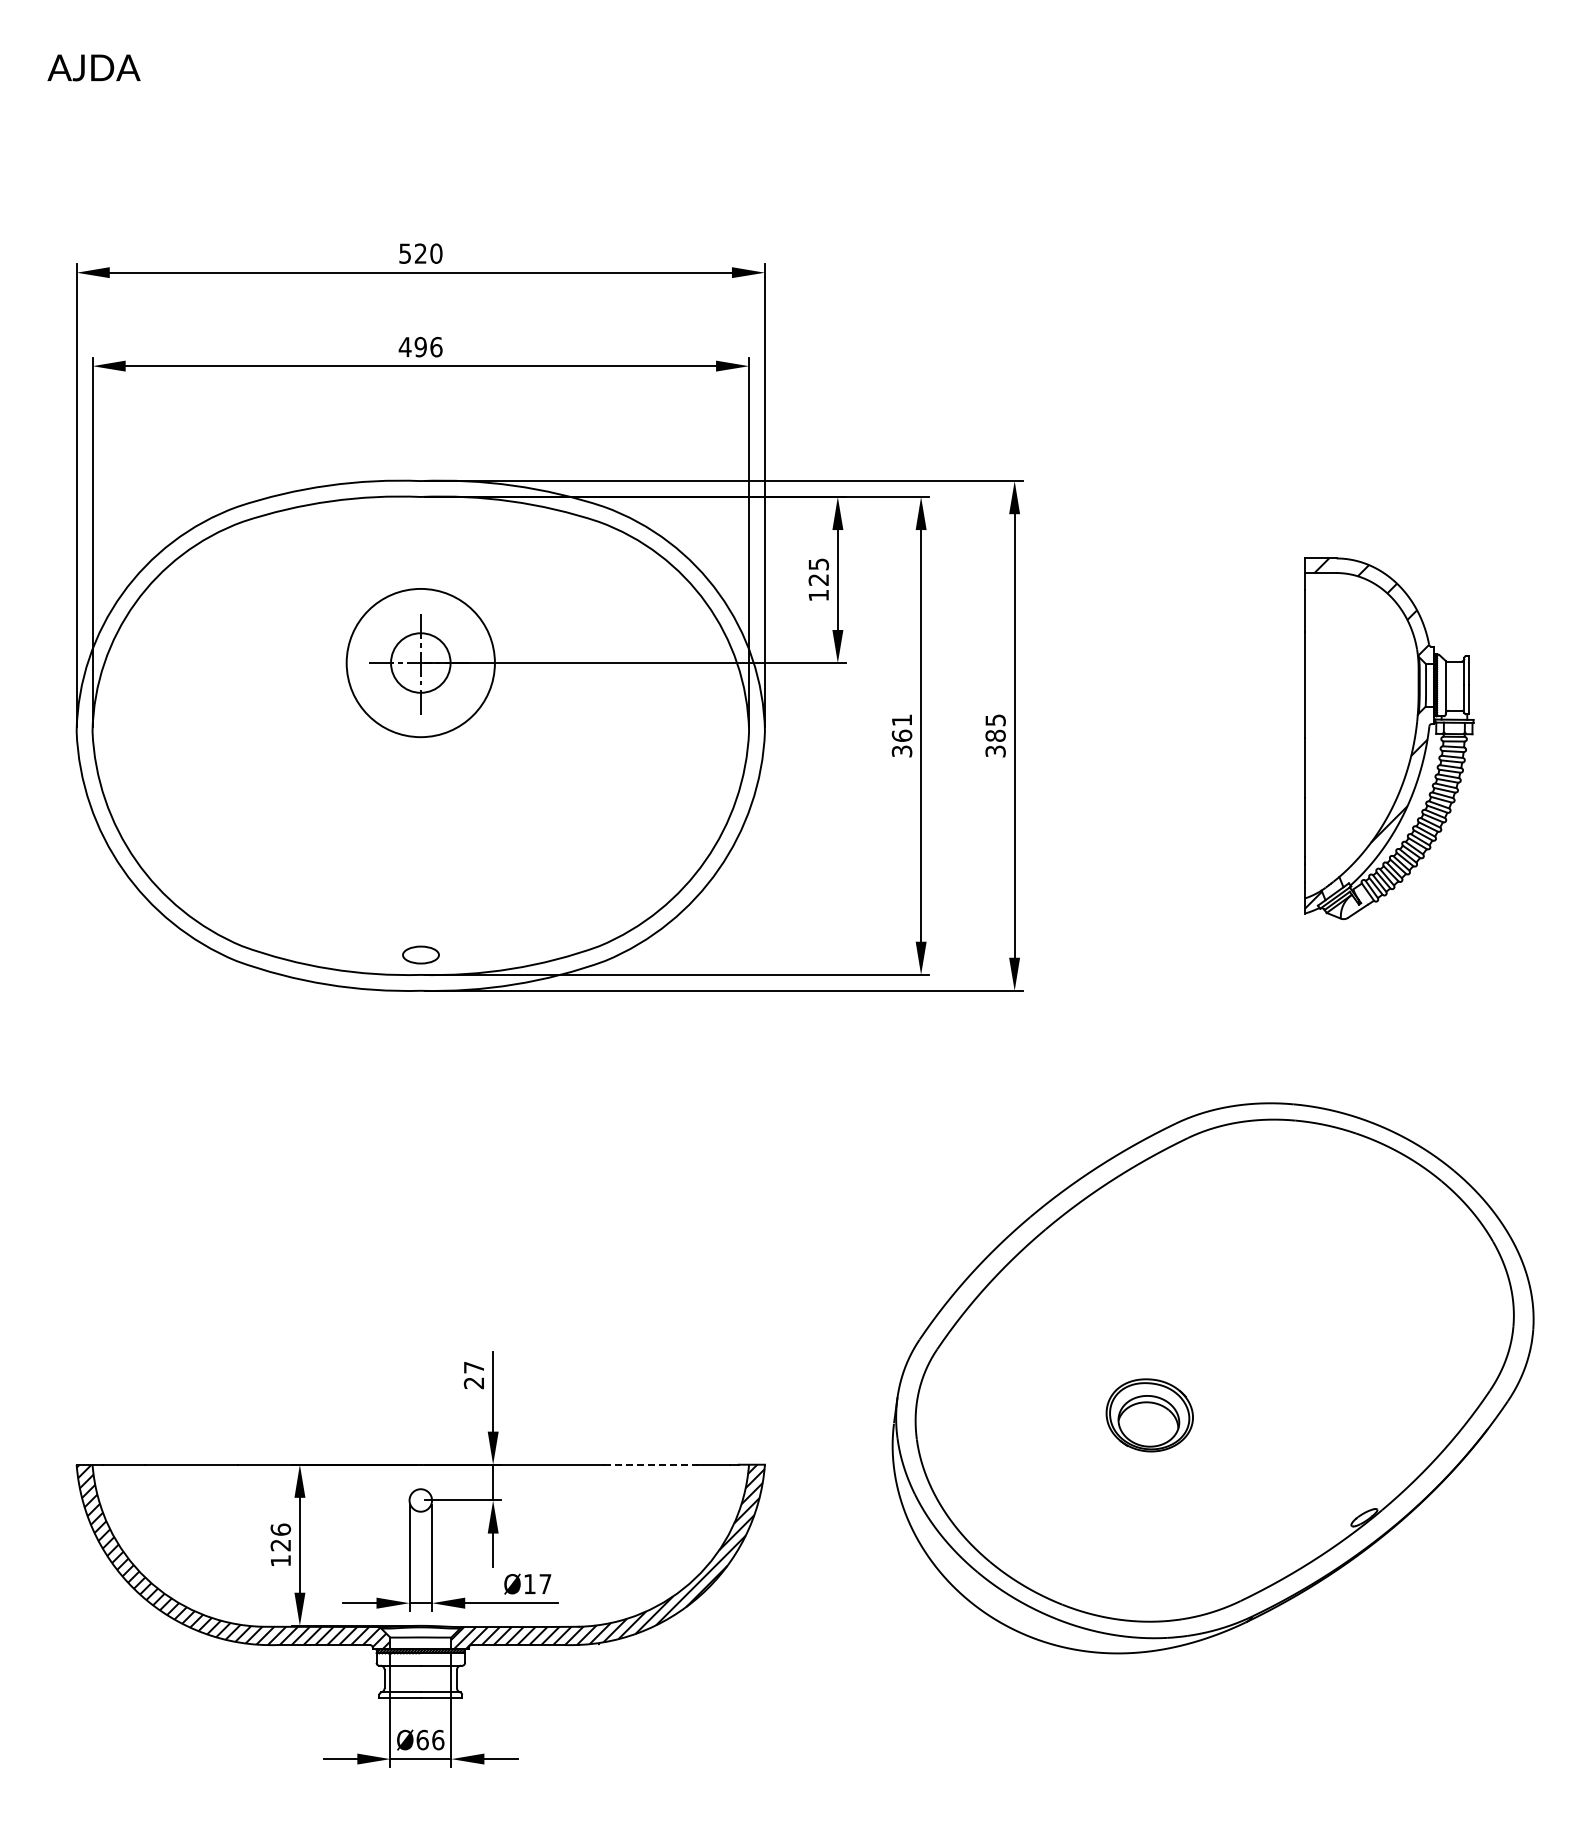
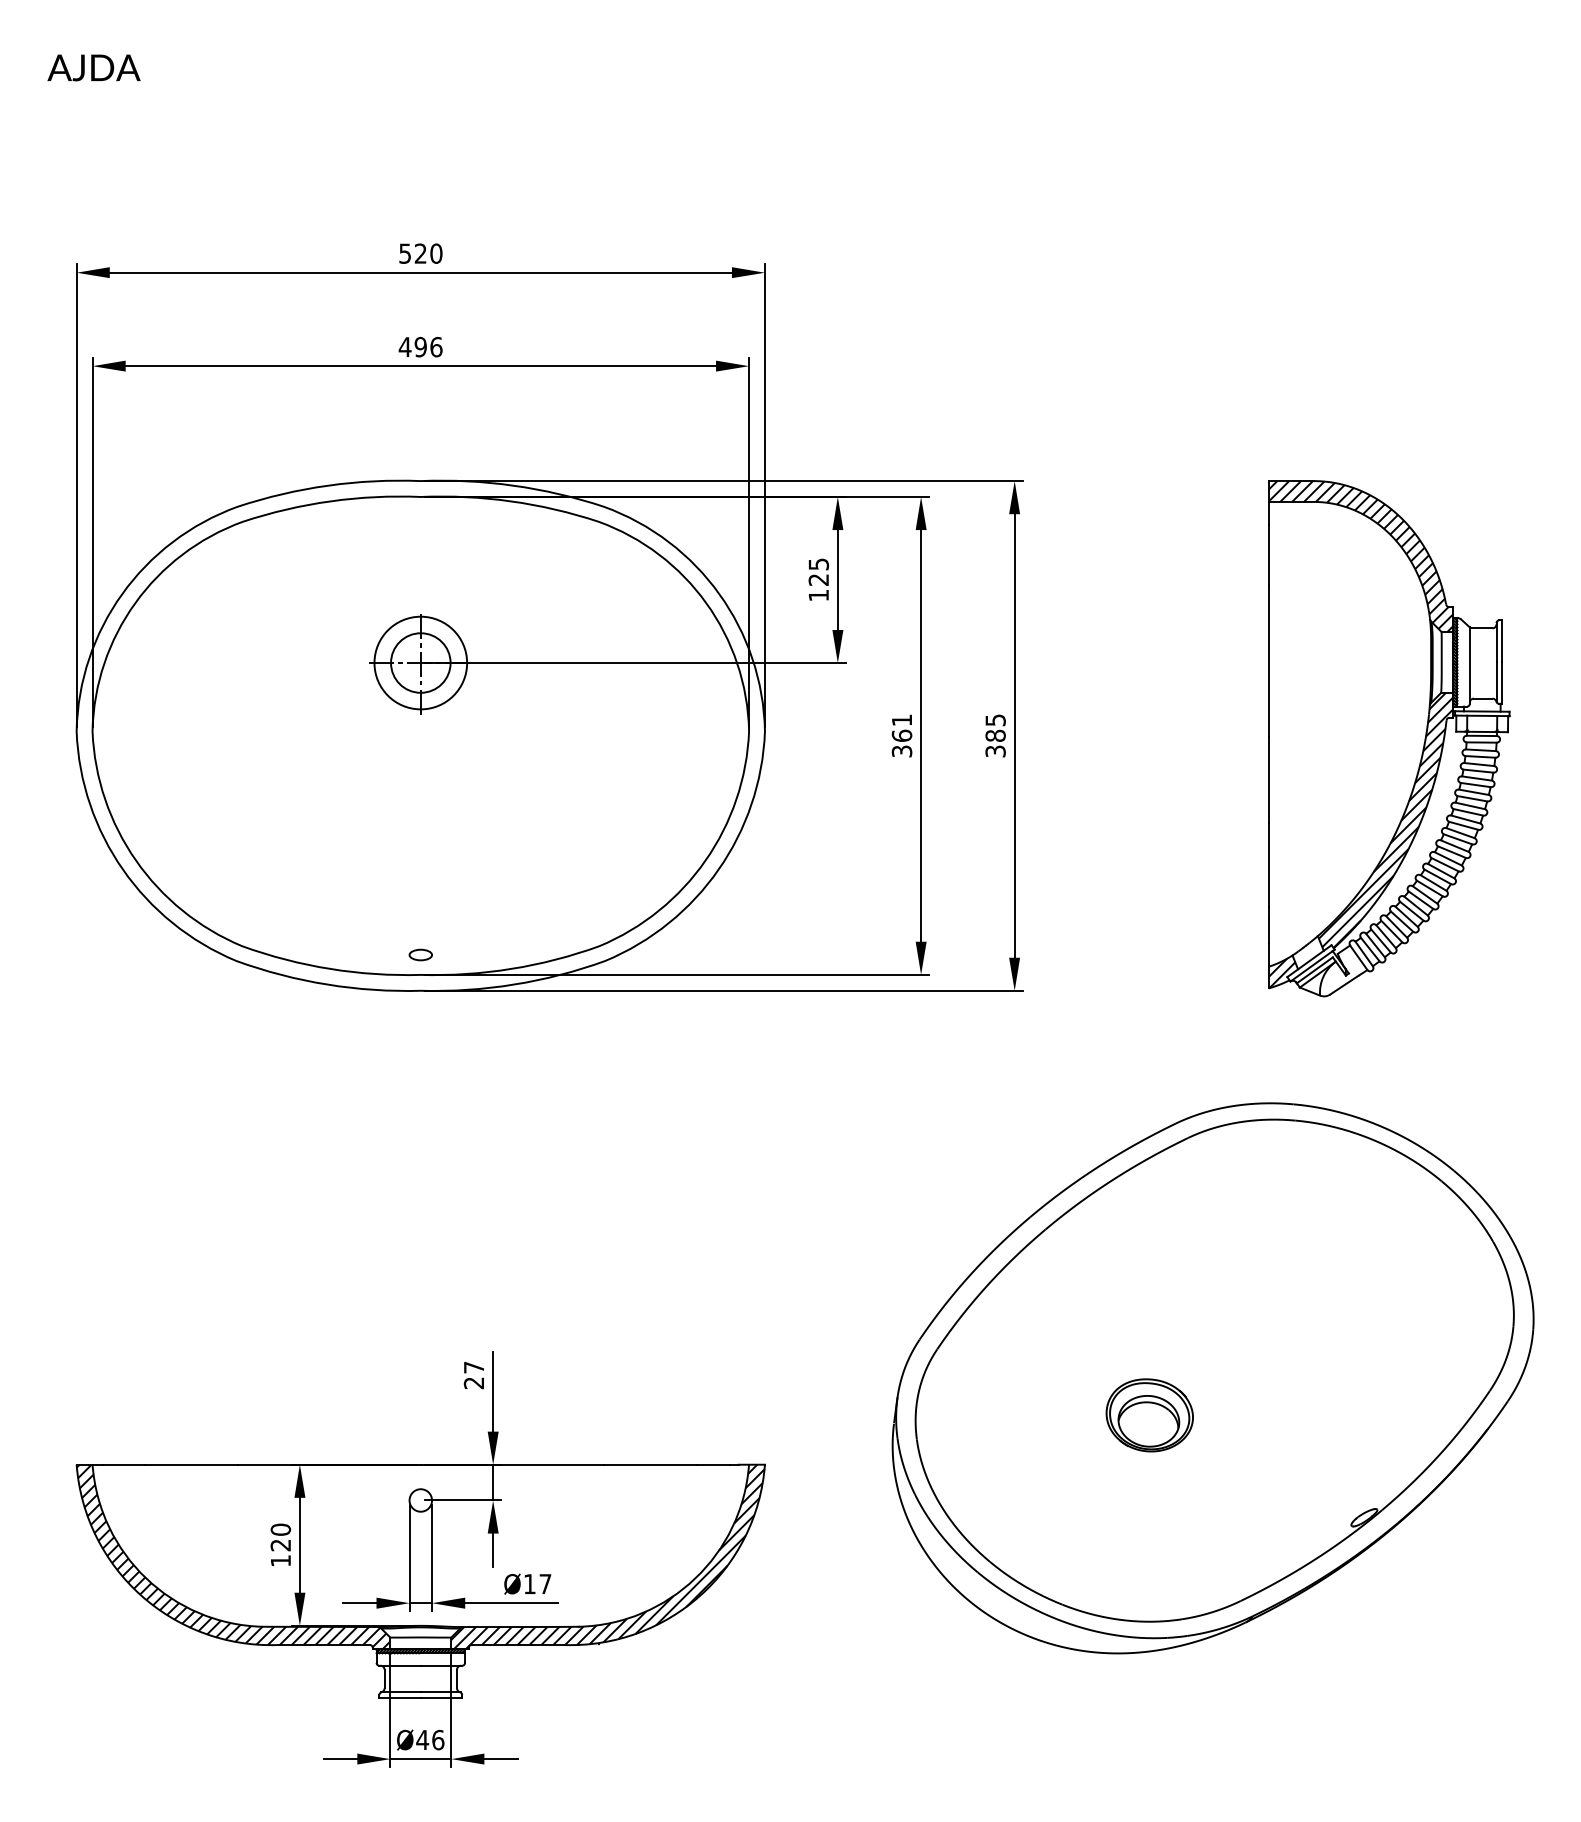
circle diameter: 148 px -> 93 px (420, 662)
part size: 171x364 px -> 243x518 px (1389, 738)
part size: 38x20 px -> 25x14 px (420, 954)
line: dashed -> solid (650, 1464)
text: 126 -> 120 (280, 1529)
text: Ø66 -> Ø46 (422, 1739)
